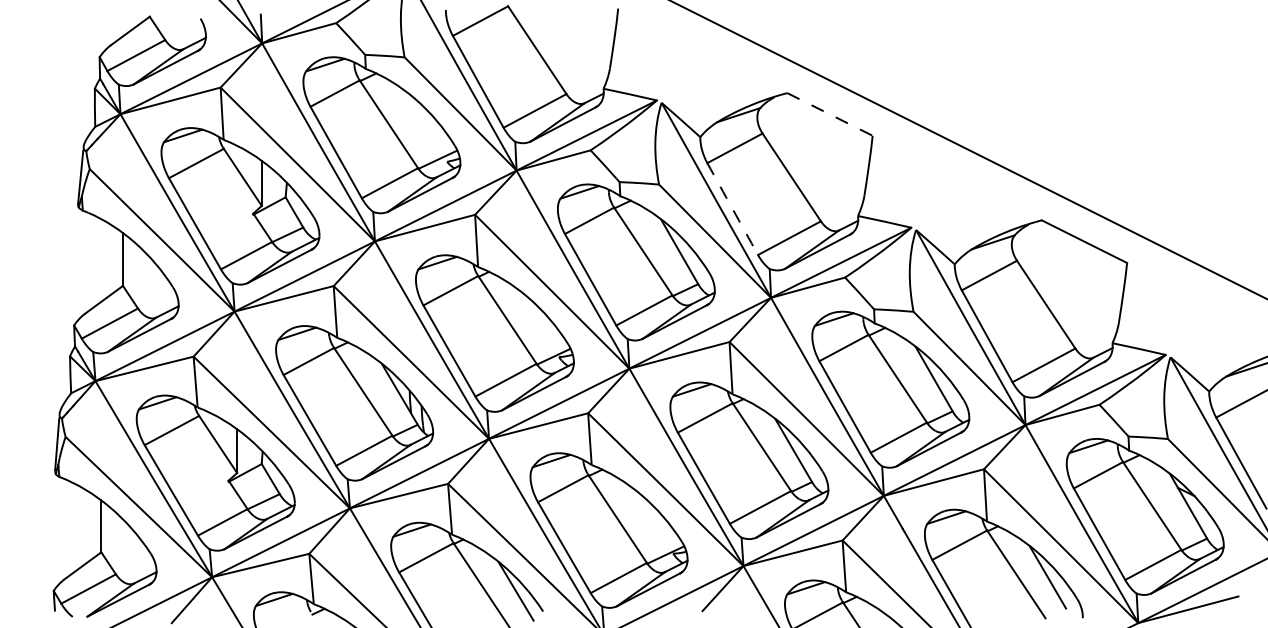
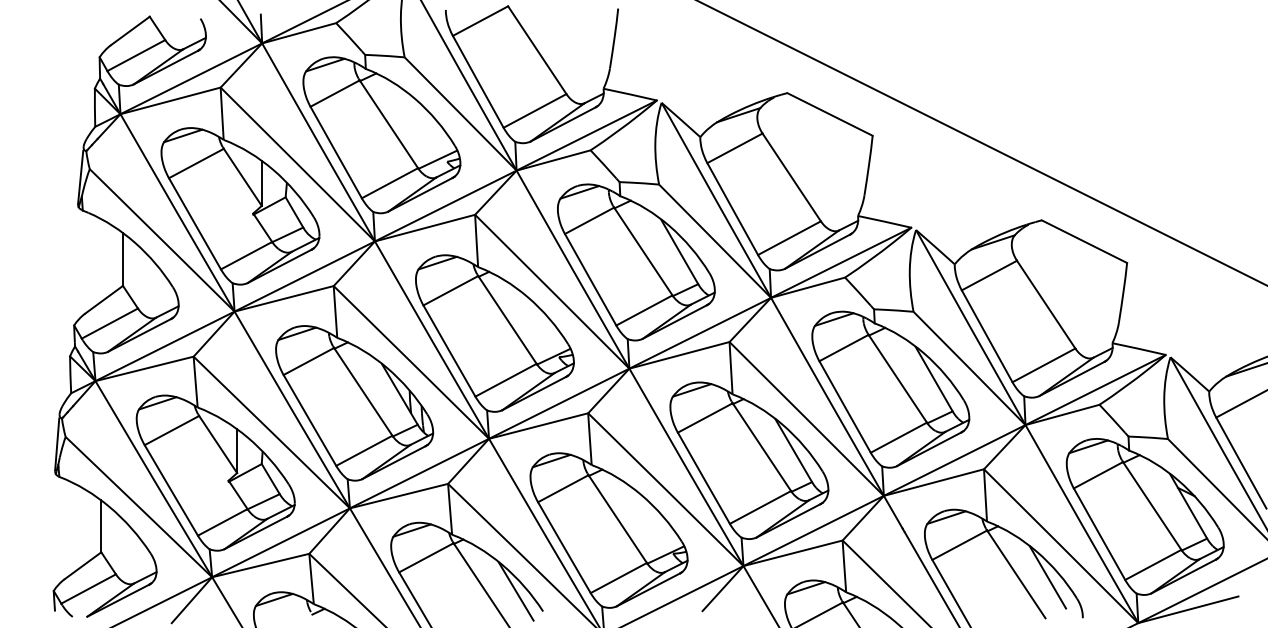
line: dashed -> solid (830, 114)
line position: (968, 149) -> (981, 143) (981, 143)
arc: dashed -> solid (732, 209)
